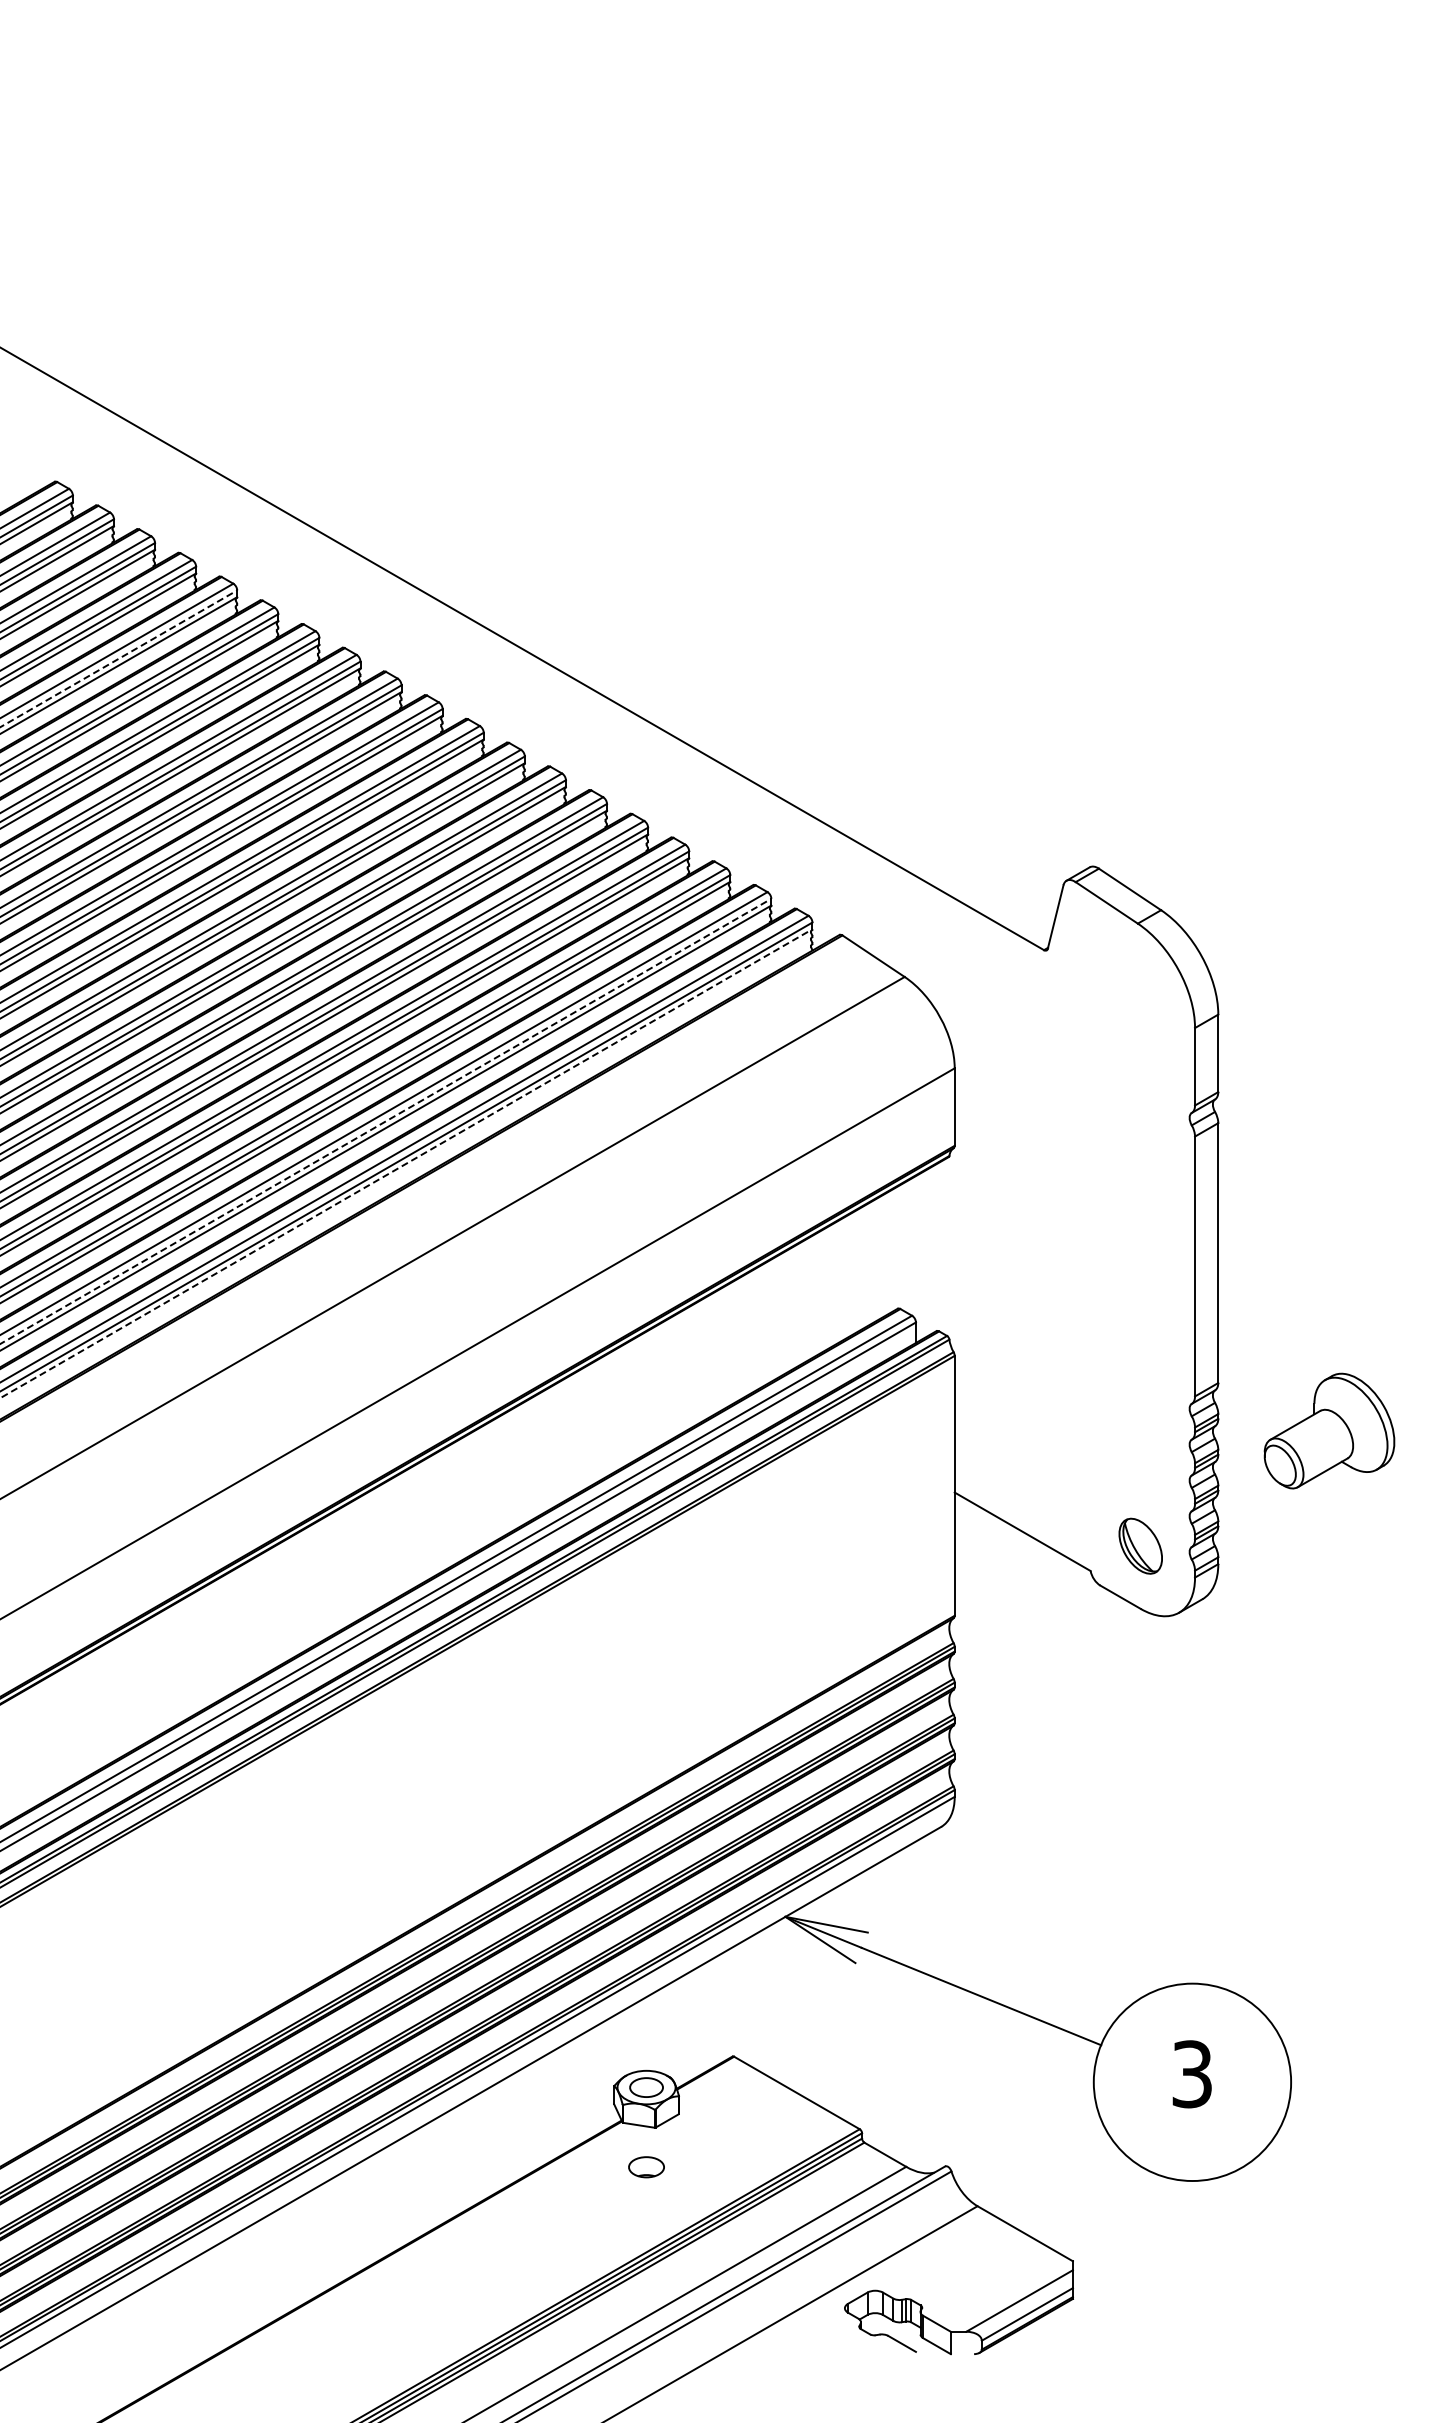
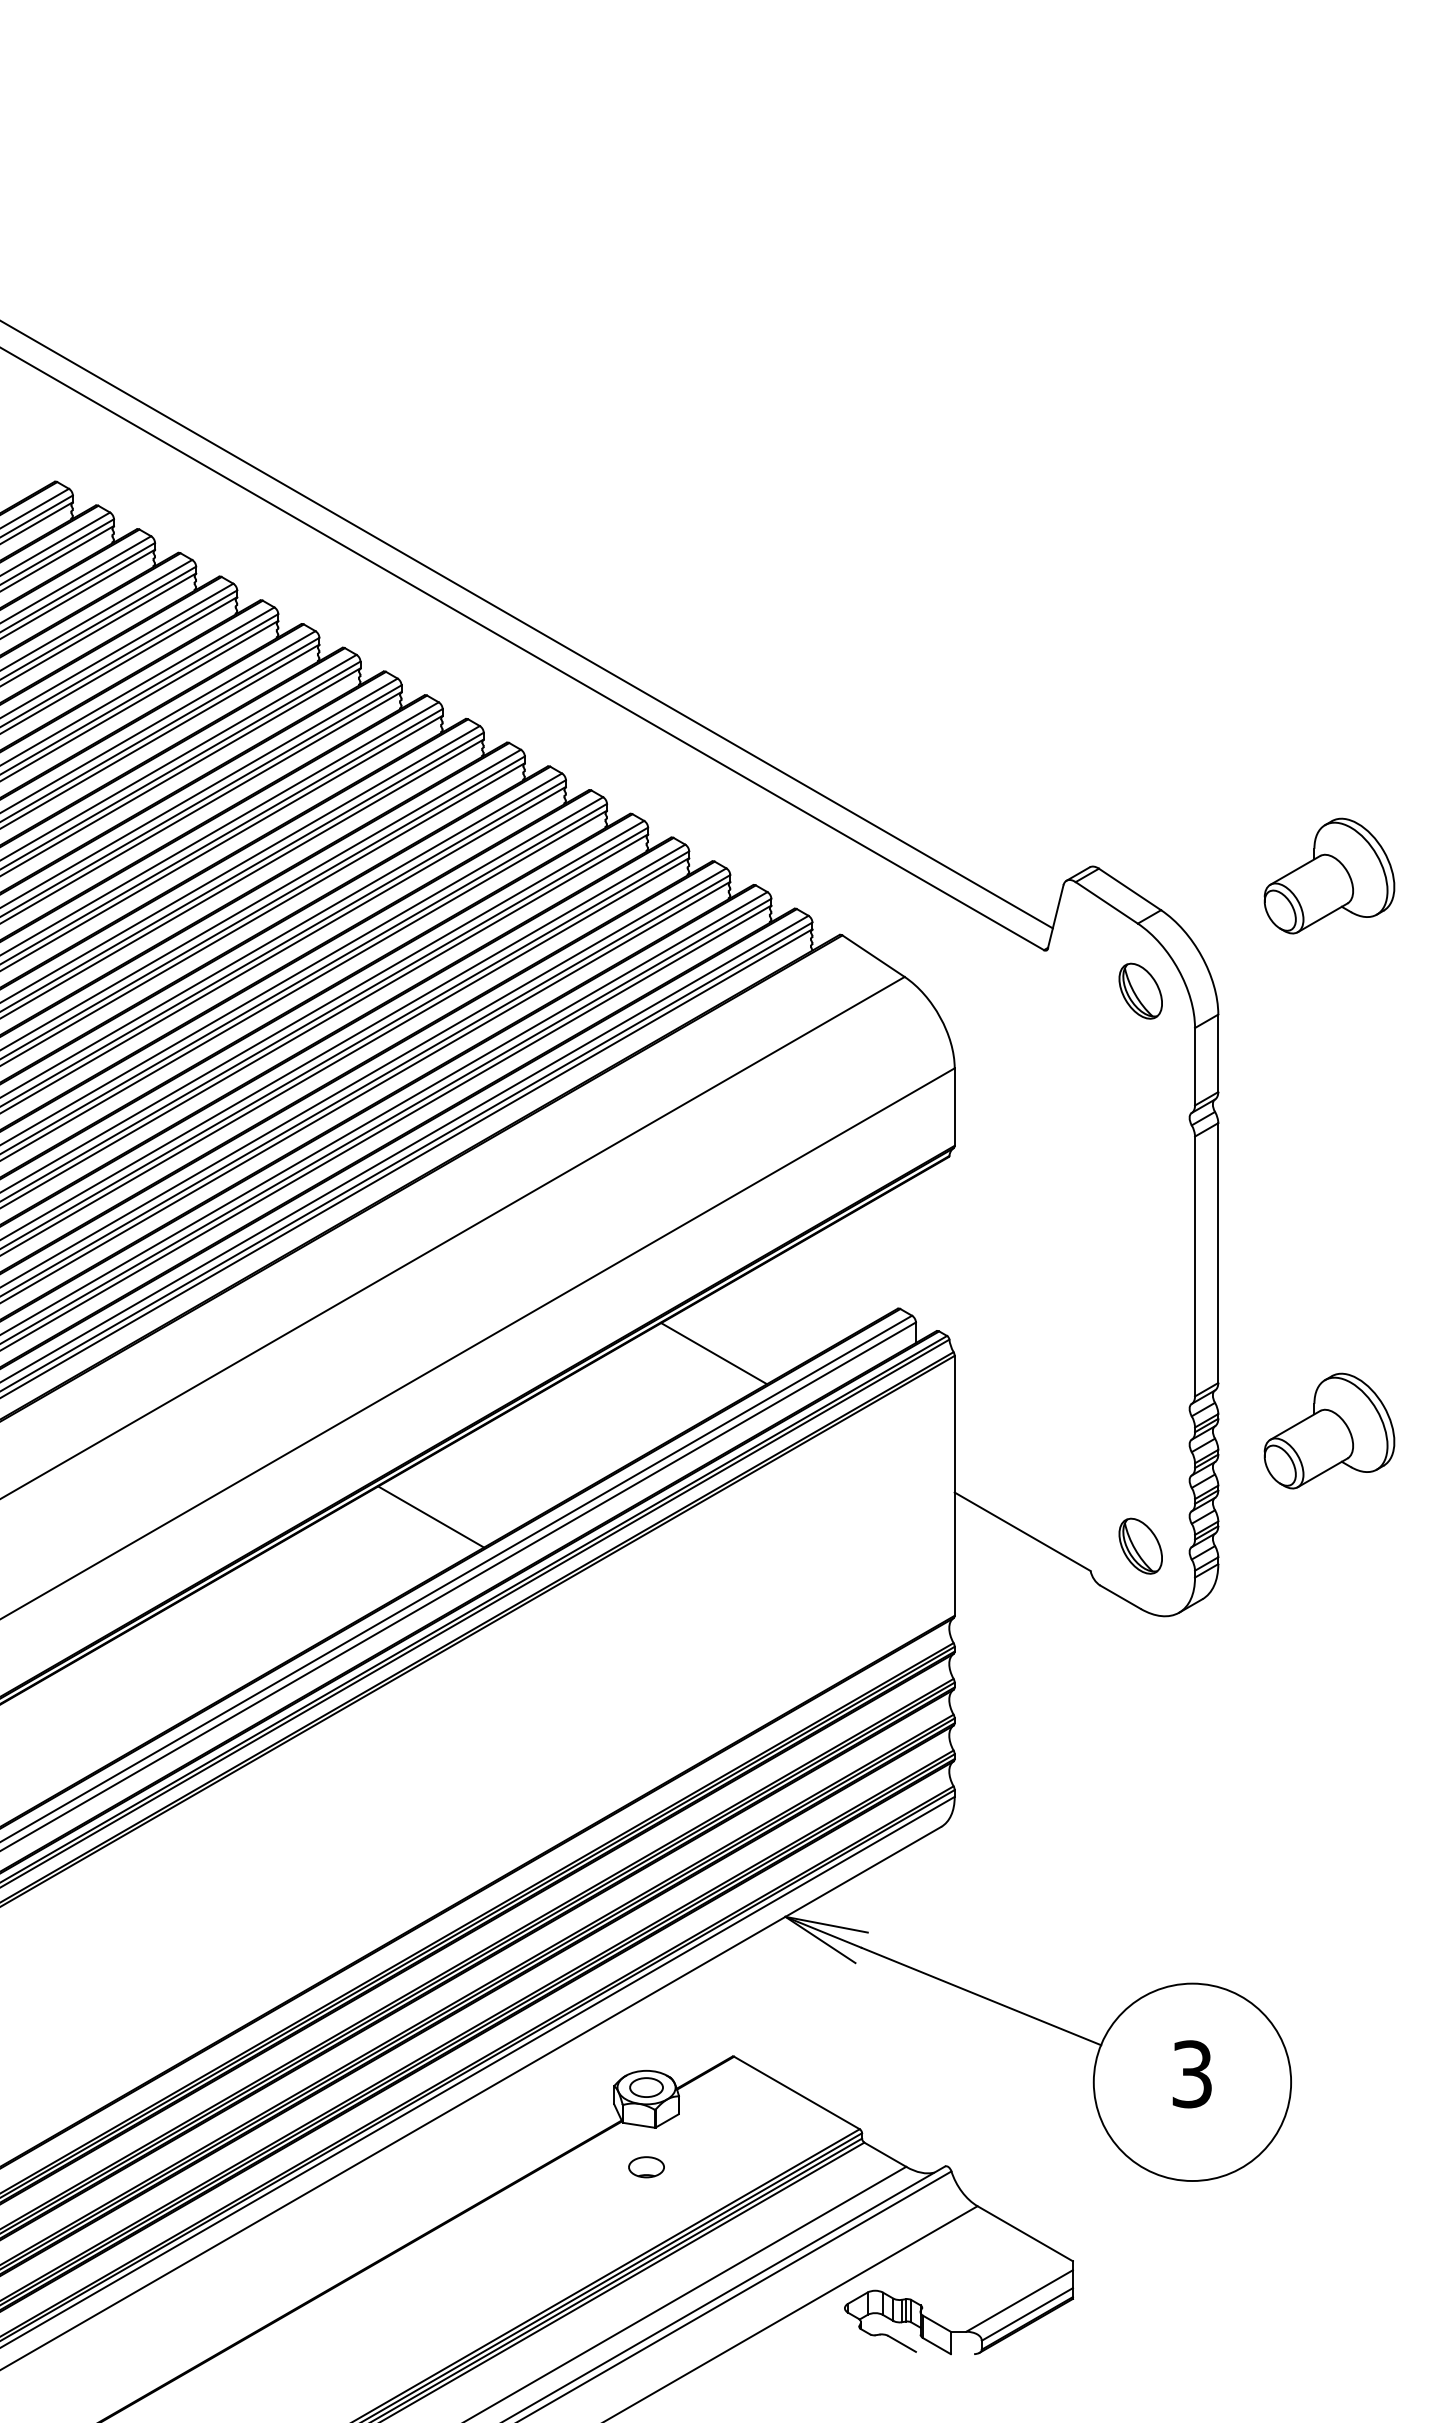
line: none -> present (527, 624)
line: dashed -> solid (118, 658)
part: none -> present (1329, 875)
part: none -> present (1140, 990)
line: dashed -> solid (386, 1121)
line: dashed -> solid (406, 1163)
line: none -> present (714, 1353)
line: none -> present (431, 1516)
